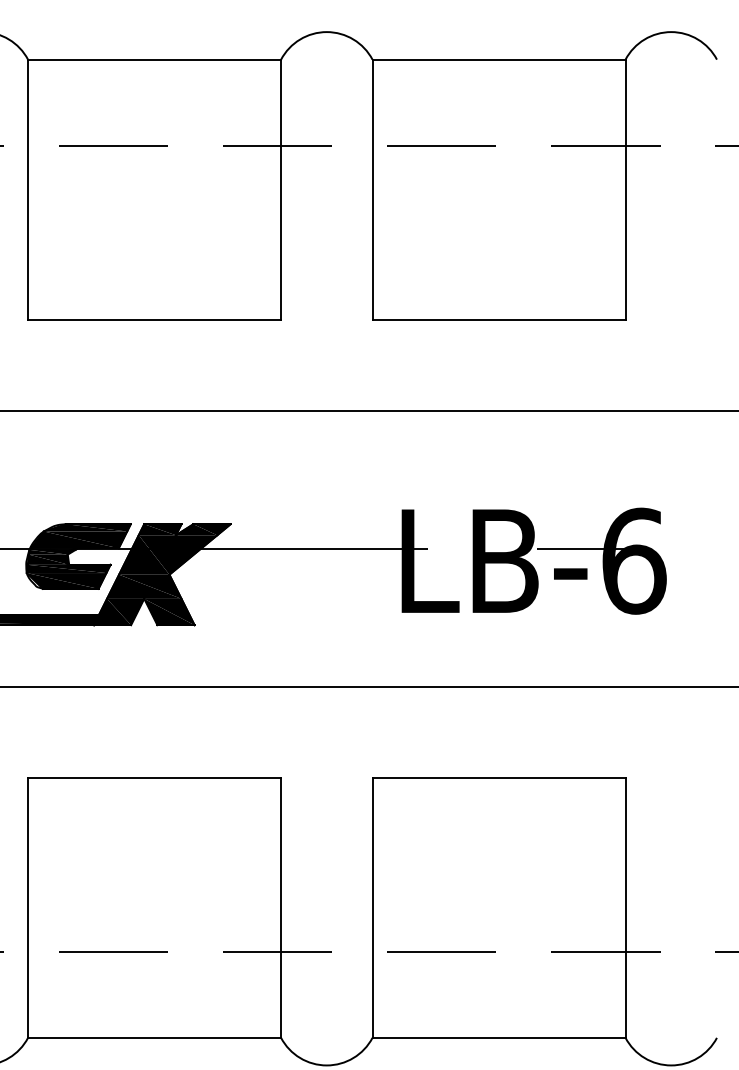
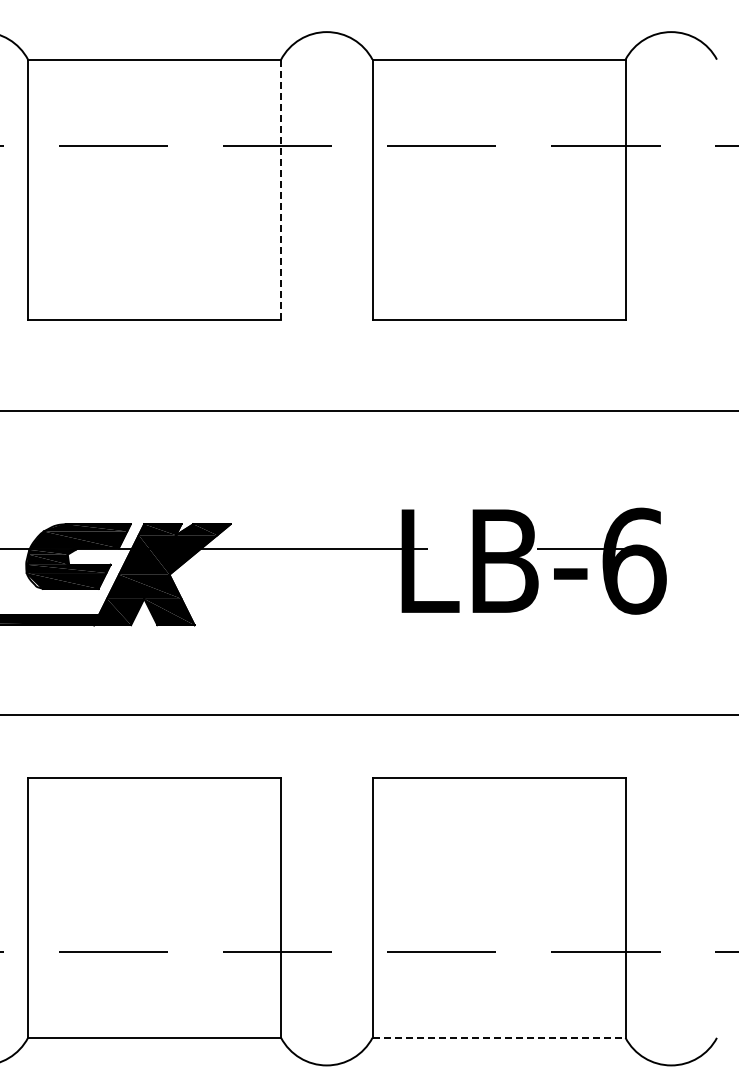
line: solid -> dashed (281, 189)
line position: (368, 686) -> (368, 714) (368, 714)
line: solid -> dashed (499, 1037)
